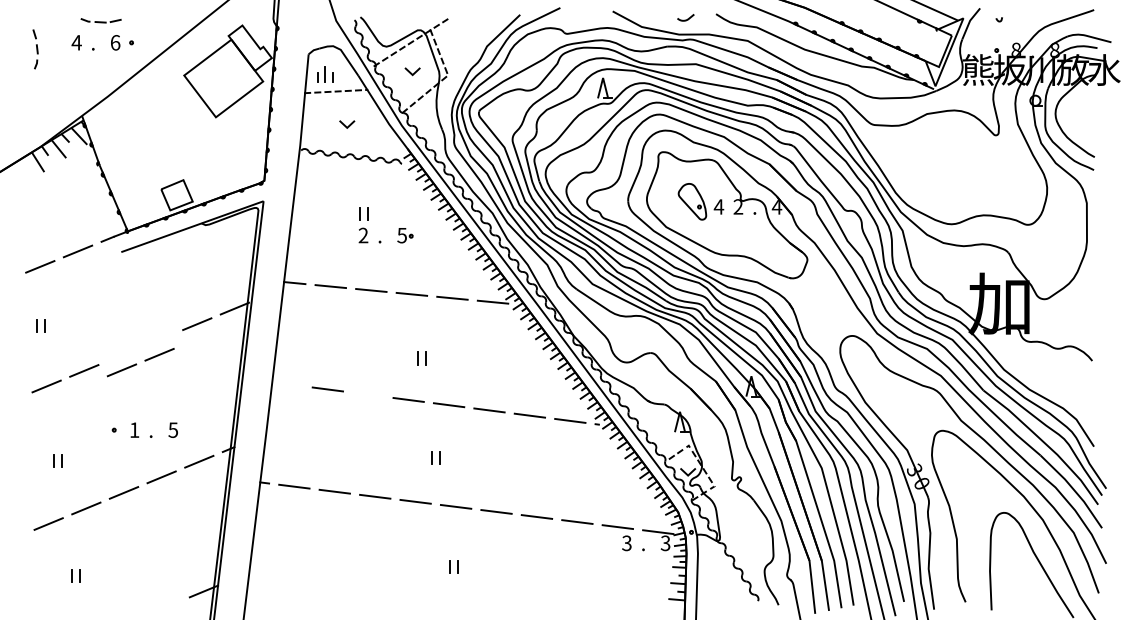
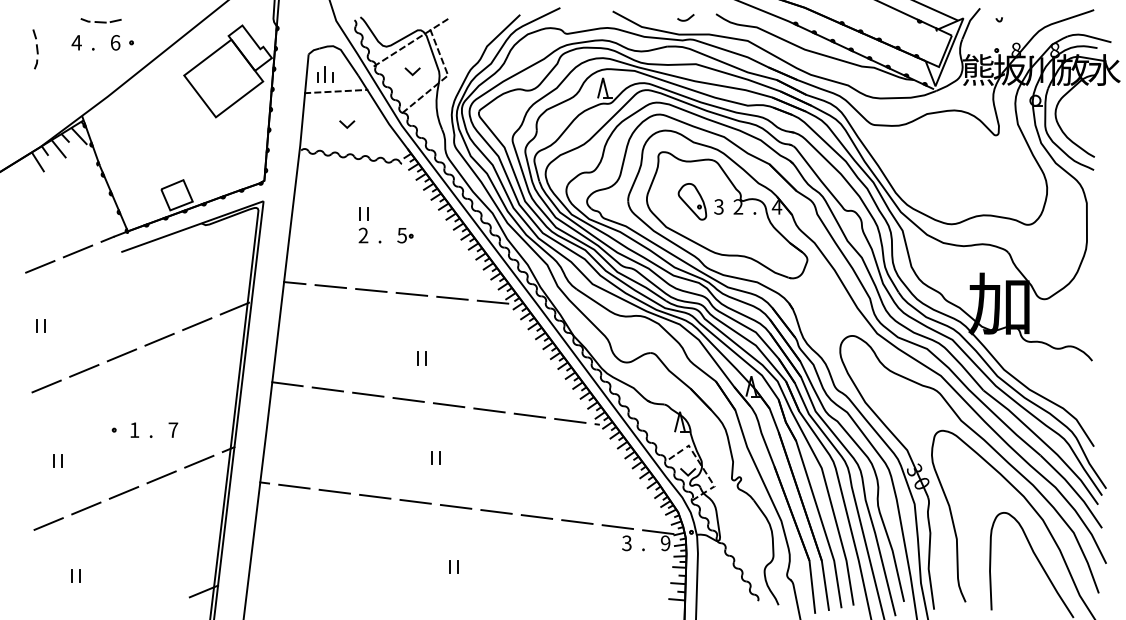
text: 4 -> 3 (718, 206)
line position: (137, 364) -> (137, 349) (137, 349)
line: none -> present (287, 384)
line: none -> present (368, 394)
text: 5 -> 7 (173, 429)
text: 3 -> 9 (665, 543)
